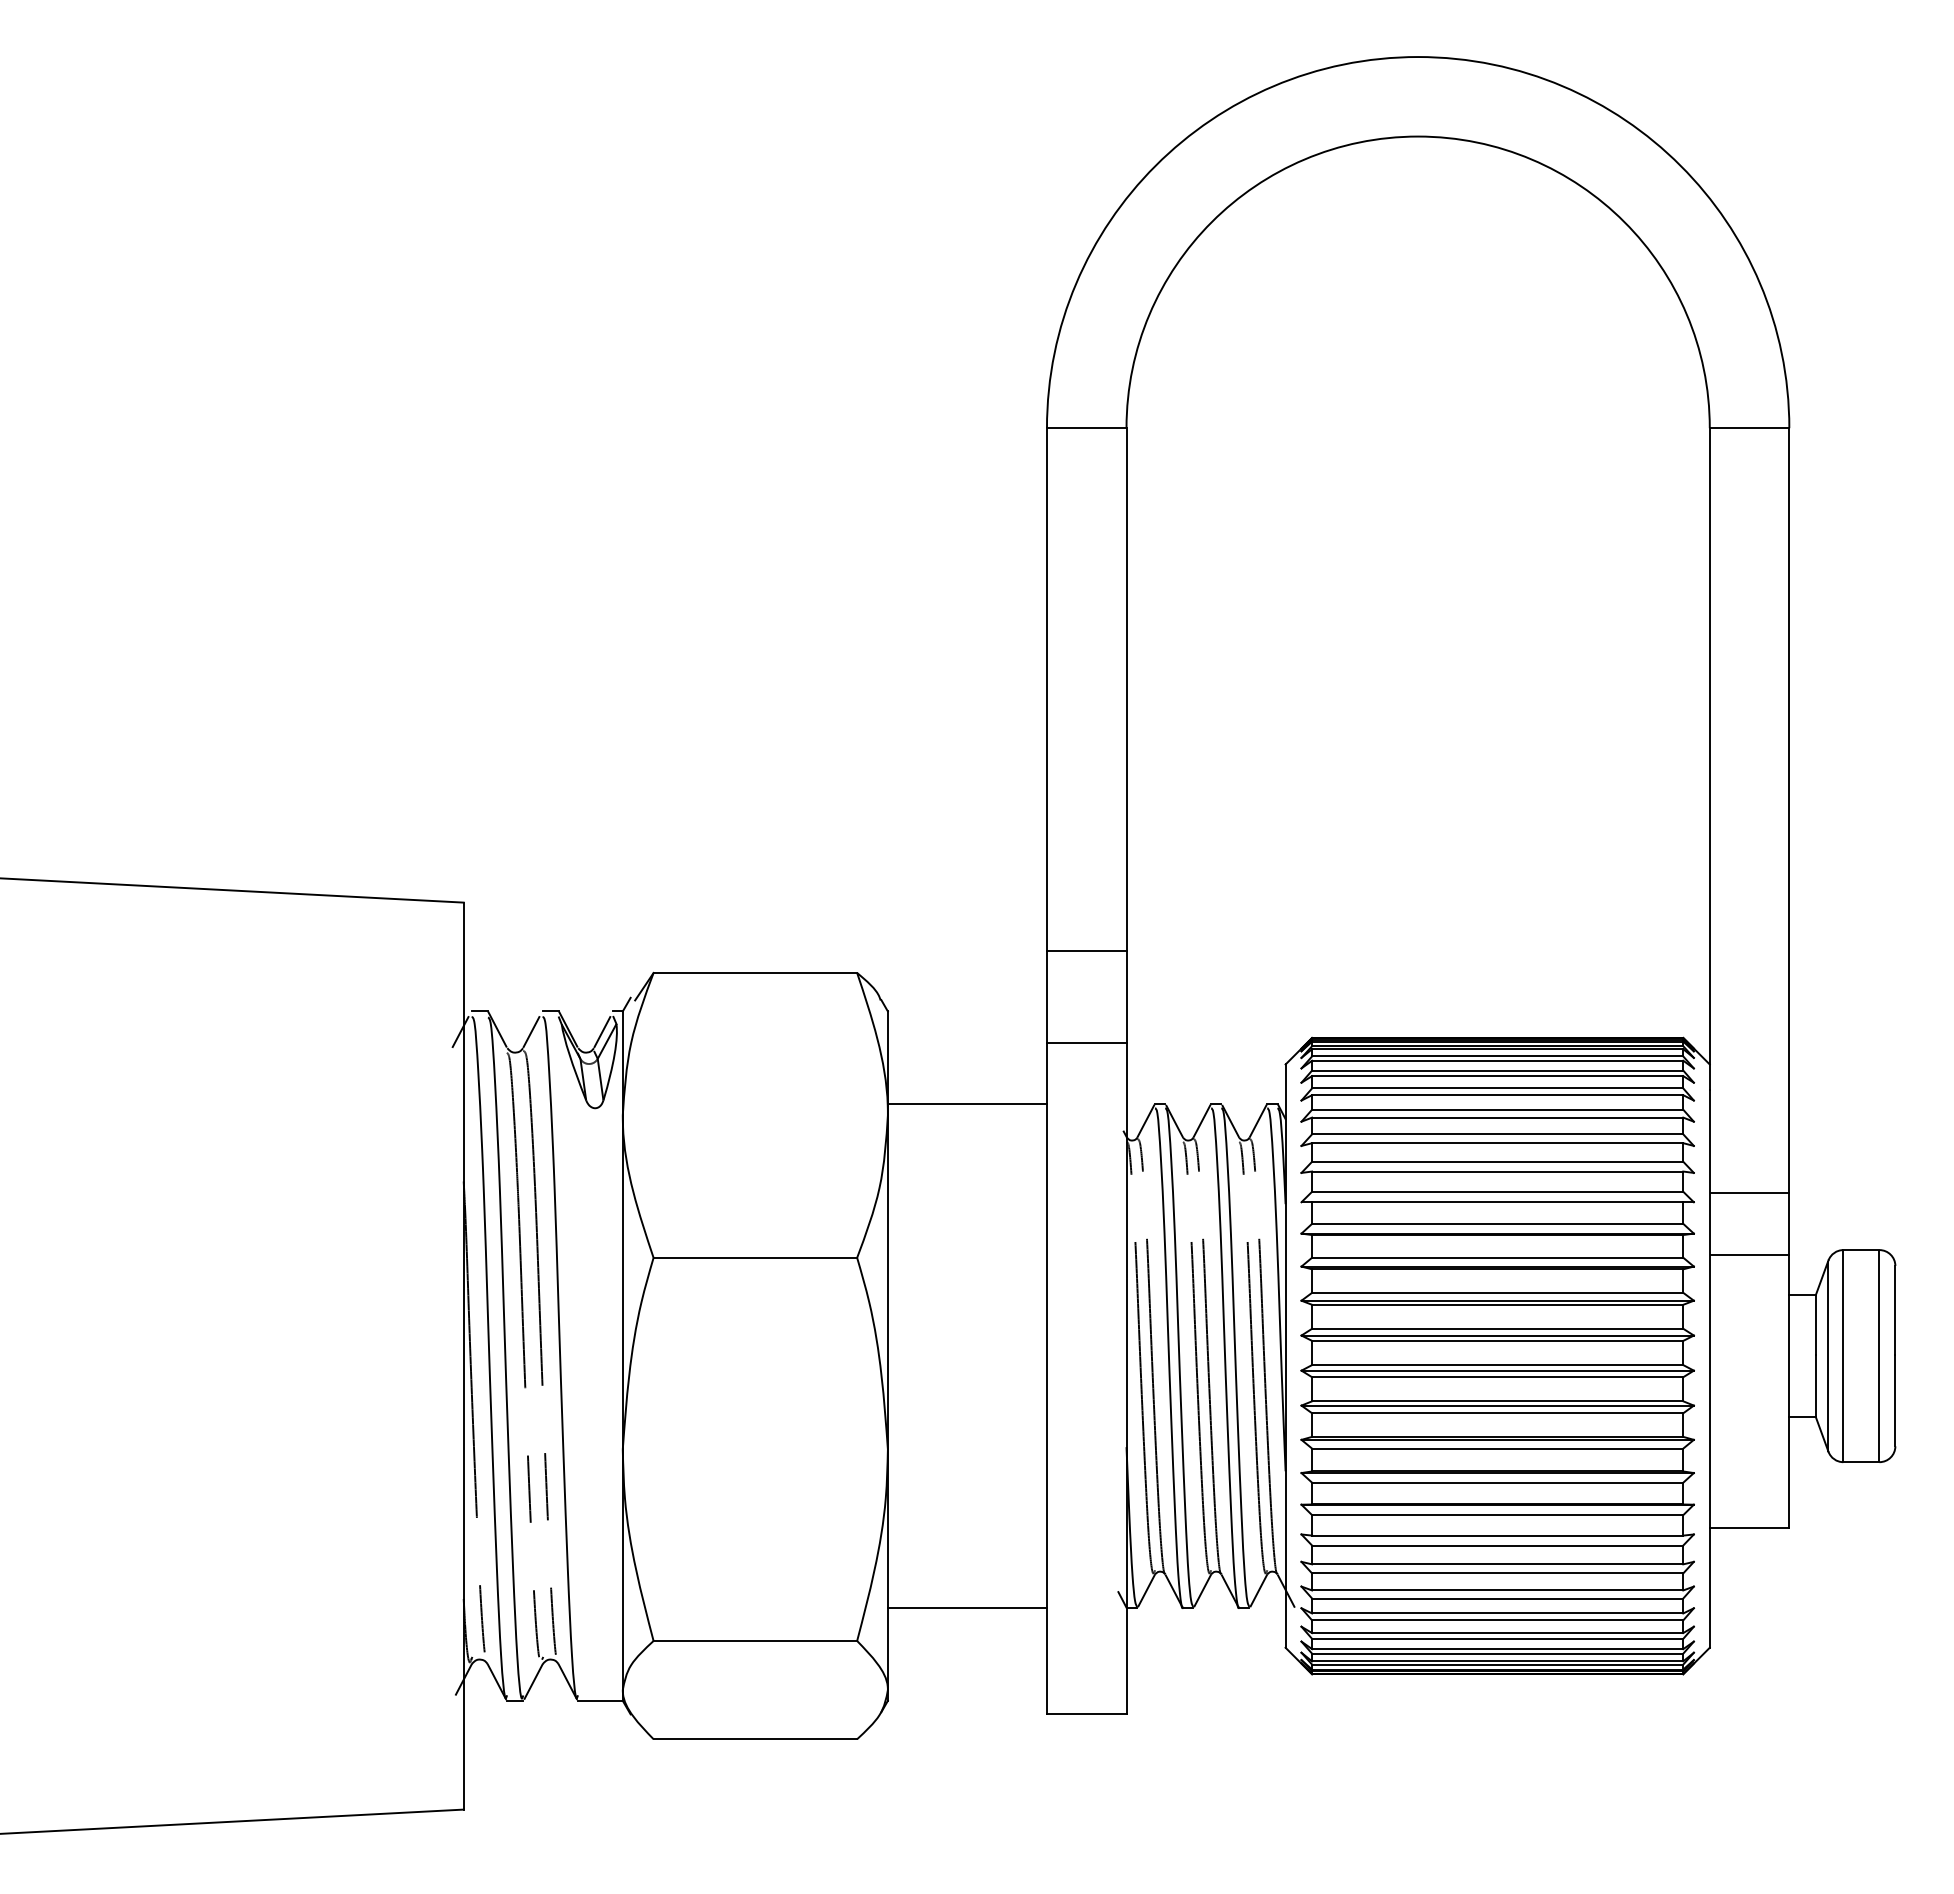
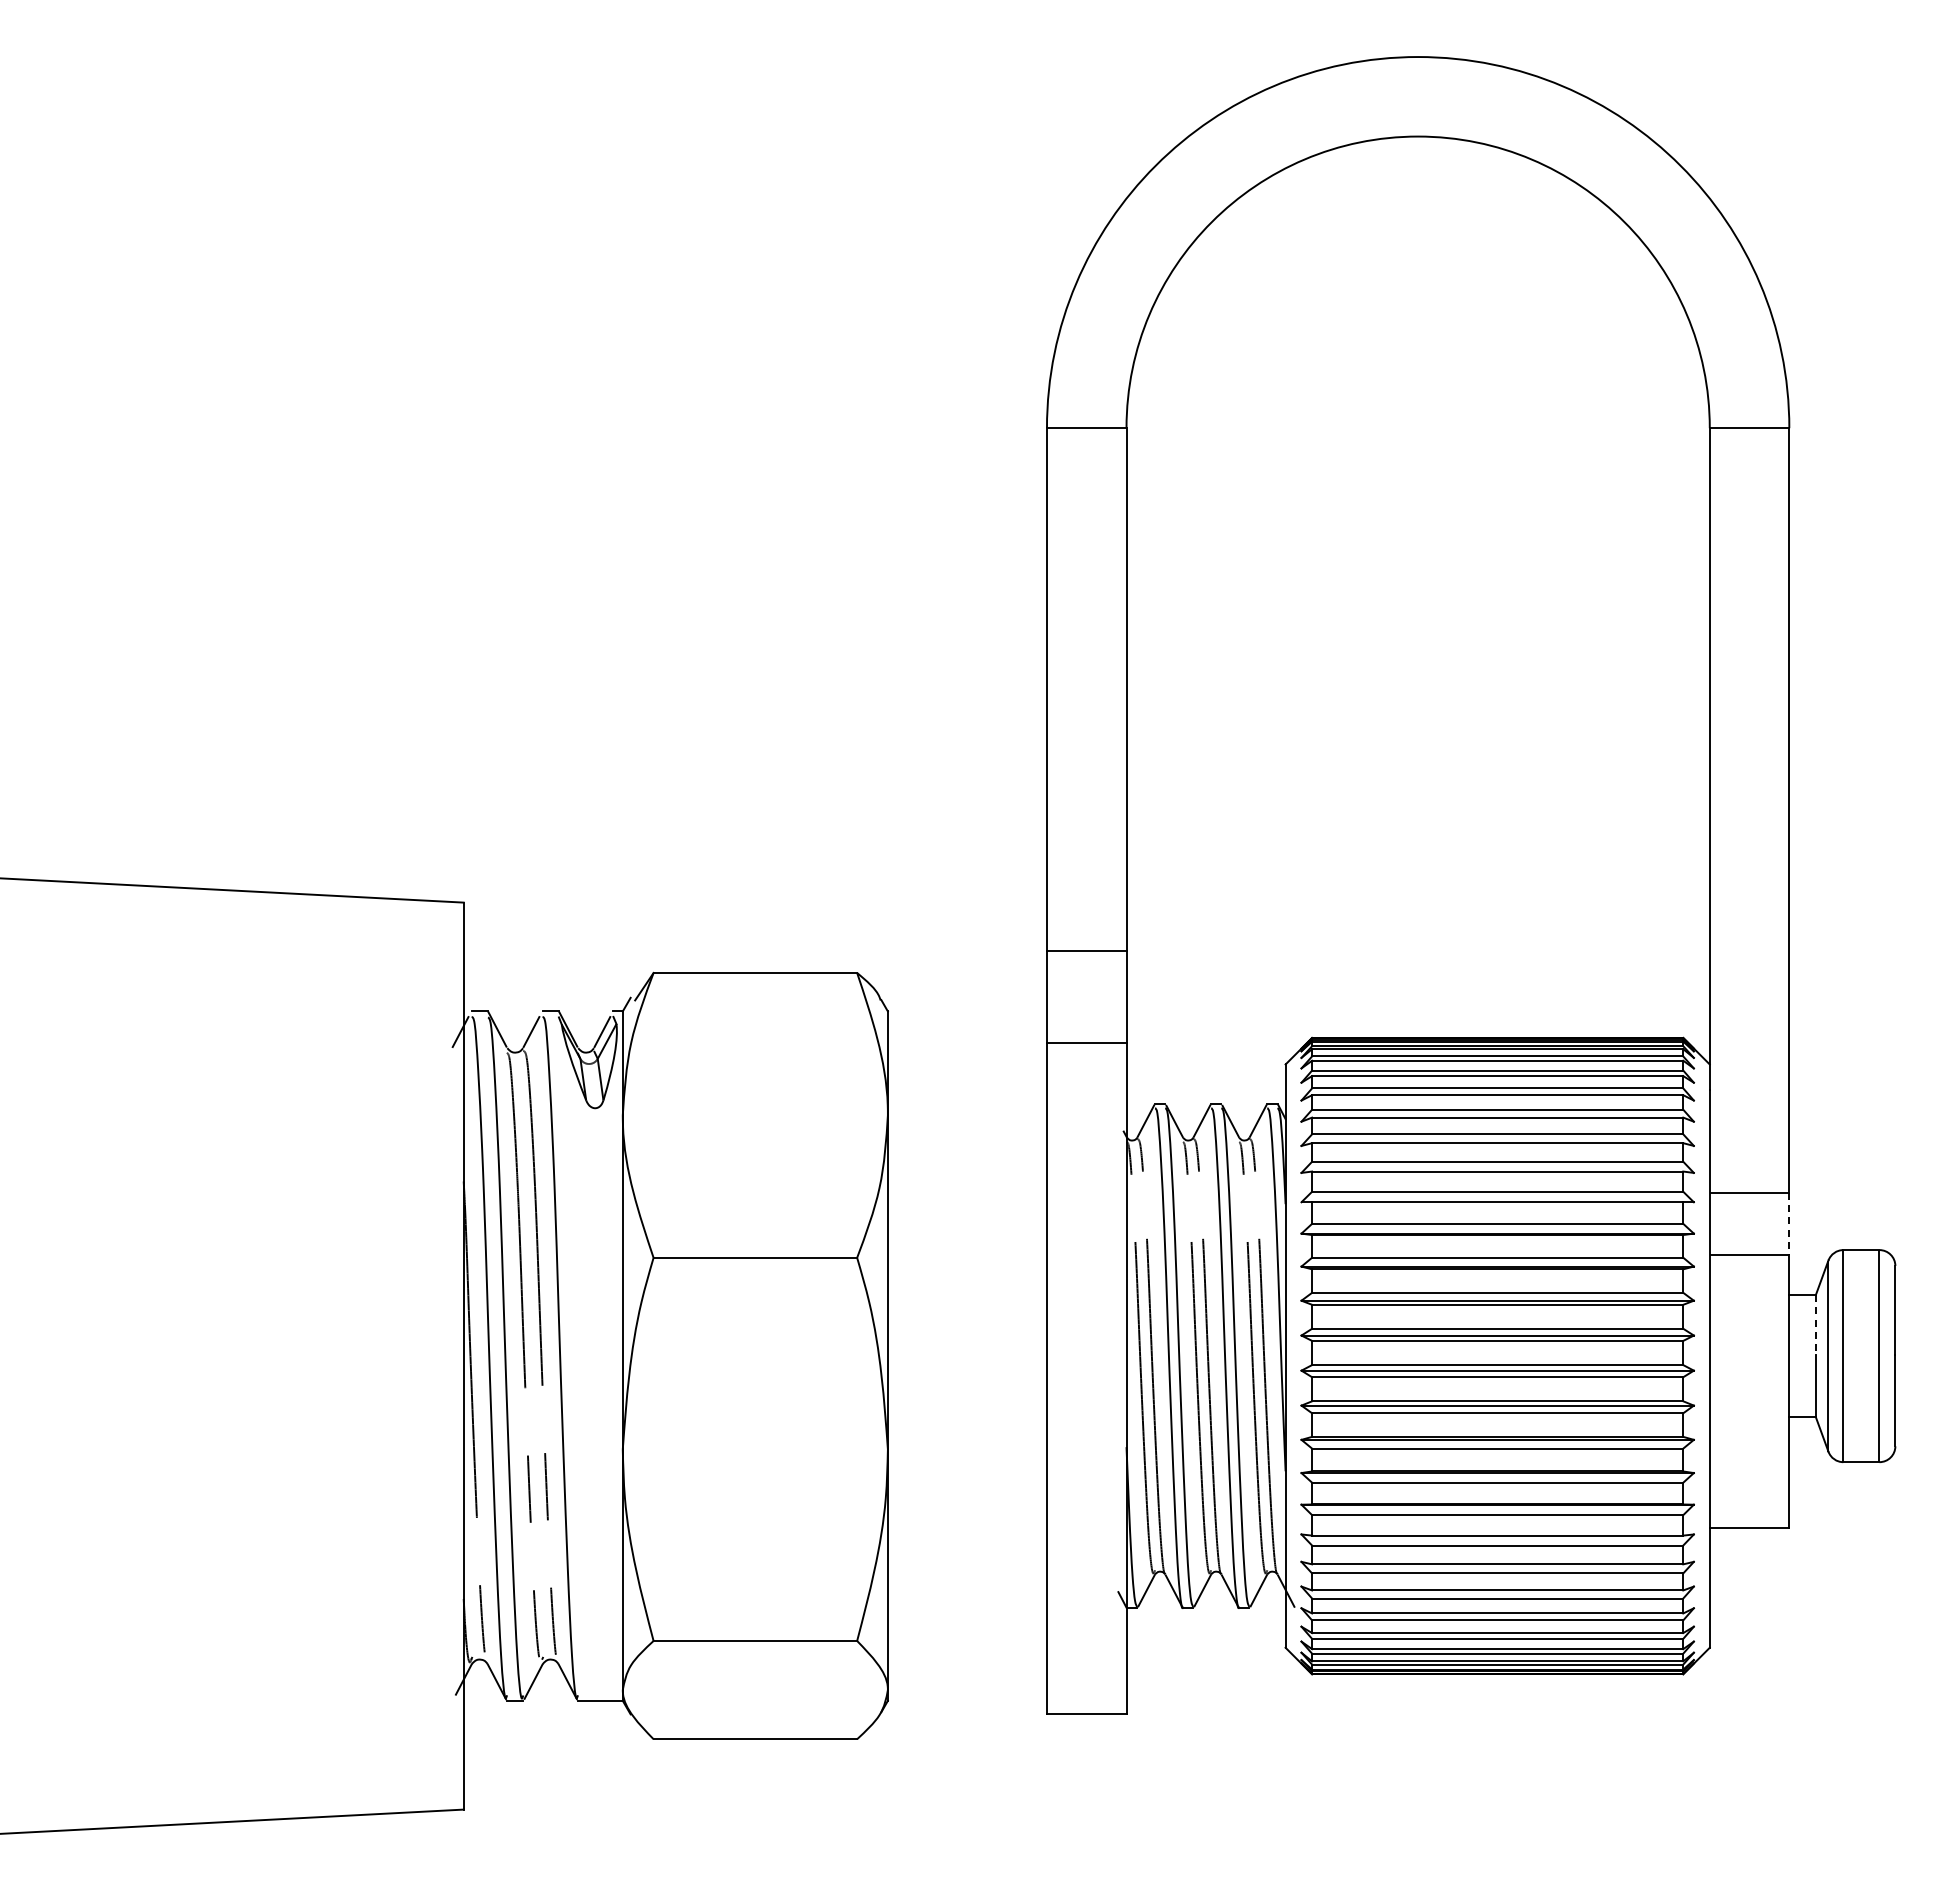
line: present -> none (966, 1104)
line: solid -> dashed (1789, 1224)
line: solid -> dashed (1815, 1325)
line: present -> none (966, 1608)
